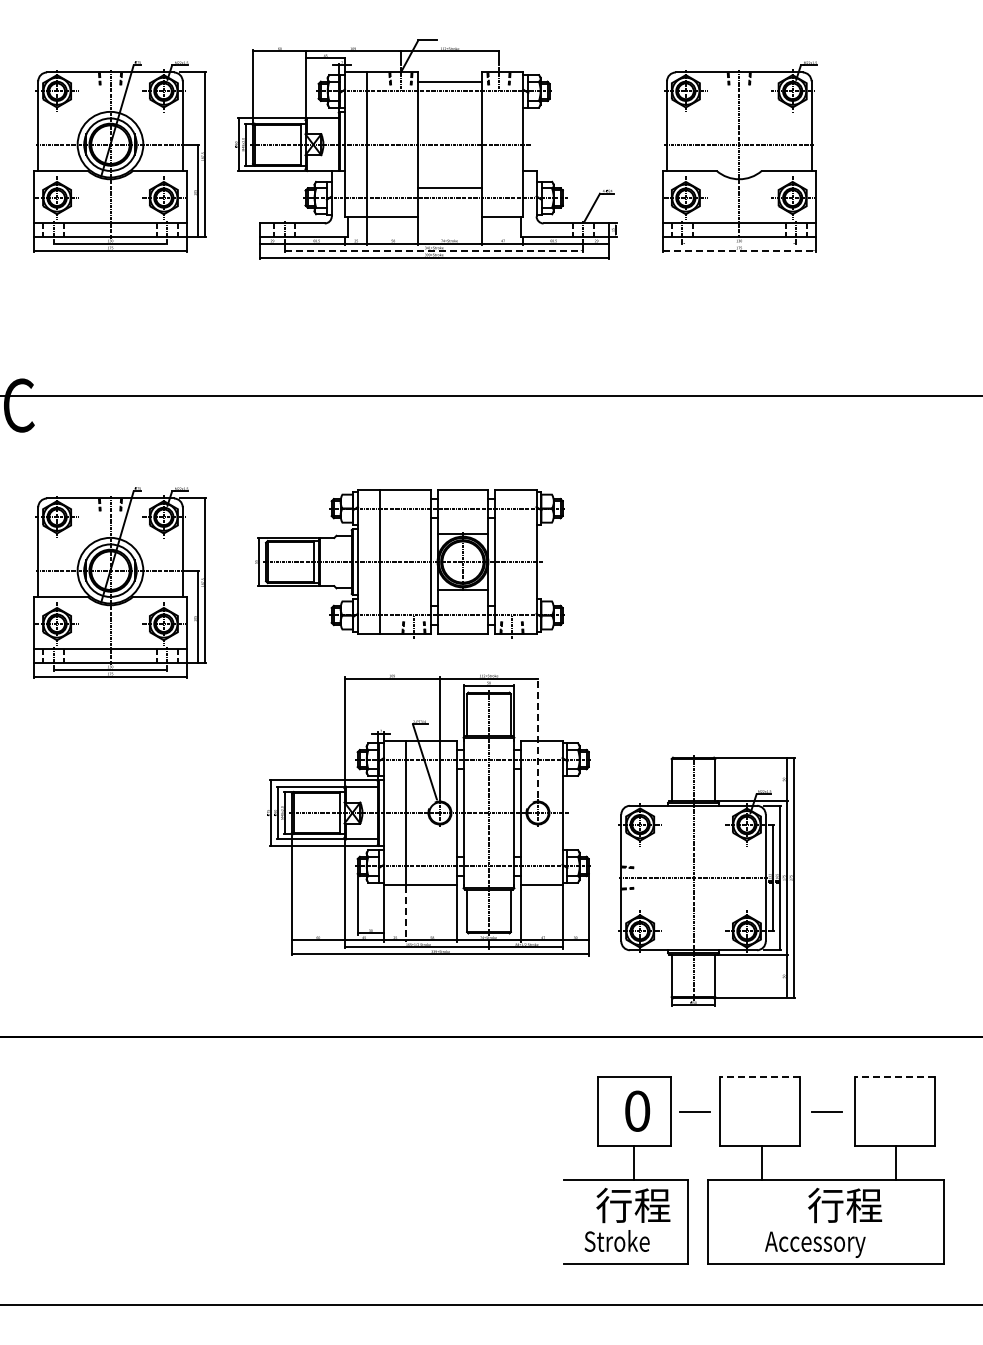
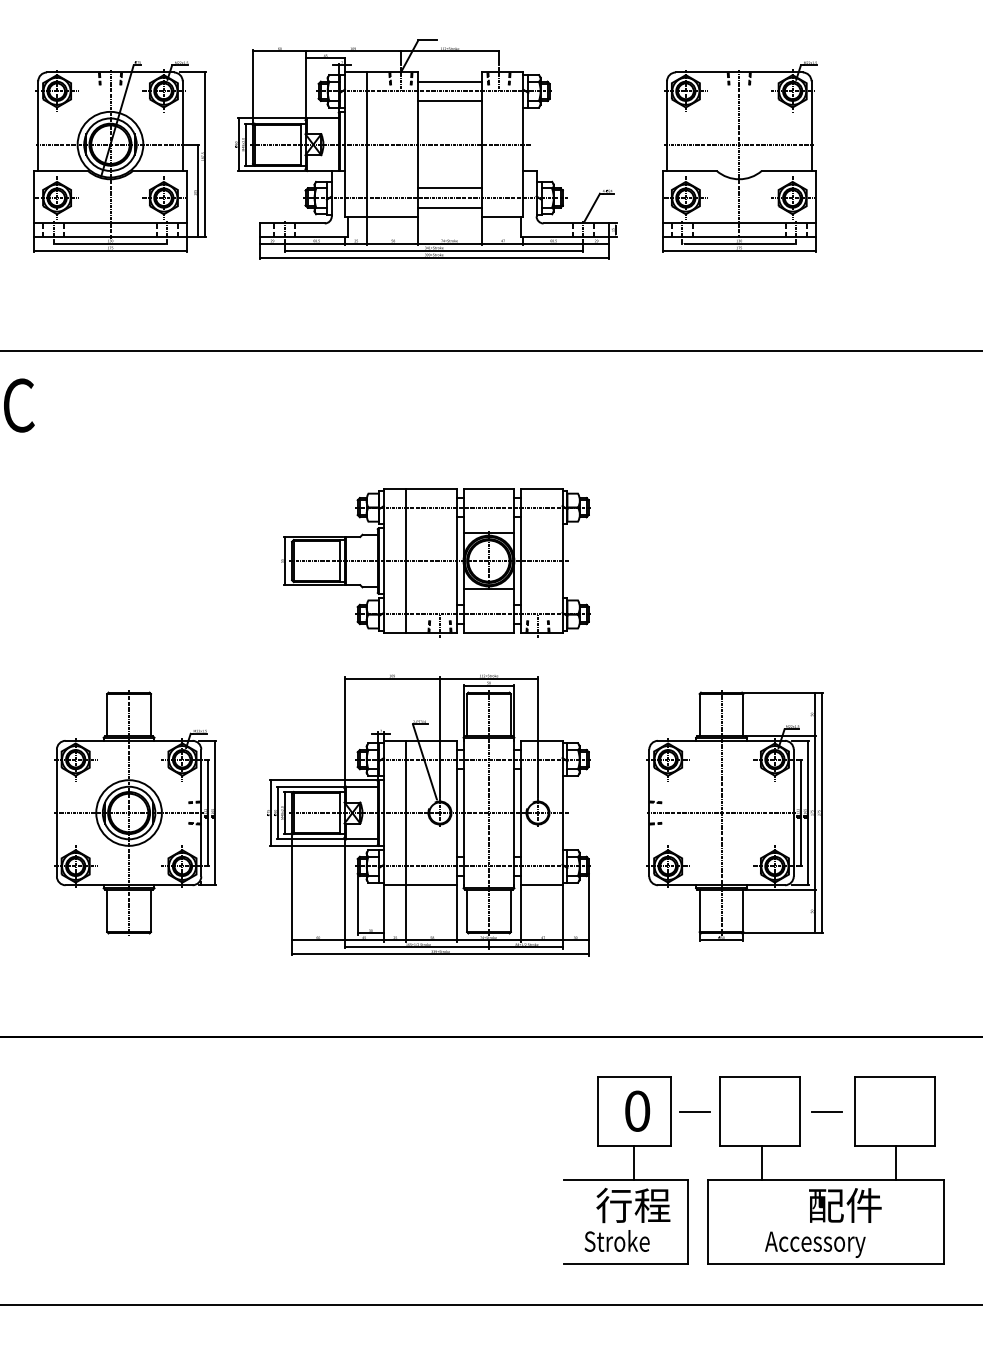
line: none -> present (449, 100)
line: none -> present (449, 207)
line: none -> present (739, 243)
line: dashed -> solid (434, 250)
line: dashed -> solid (739, 250)
line position: (490, 396) -> (490, 351) (490, 351)
part position: (409, 563) -> (435, 562) (435, 562)
part: present -> none (119, 582)
line: dashed -> solid (538, 737)
part: none -> present (135, 812)
part position: (706, 880) -> (734, 815) (734, 815)
line: dashed -> solid (405, 914)
line: dashed -> solid (760, 1077)
line: dashed -> solid (895, 1077)
text: 行程 -> 配件 (845, 1205)
